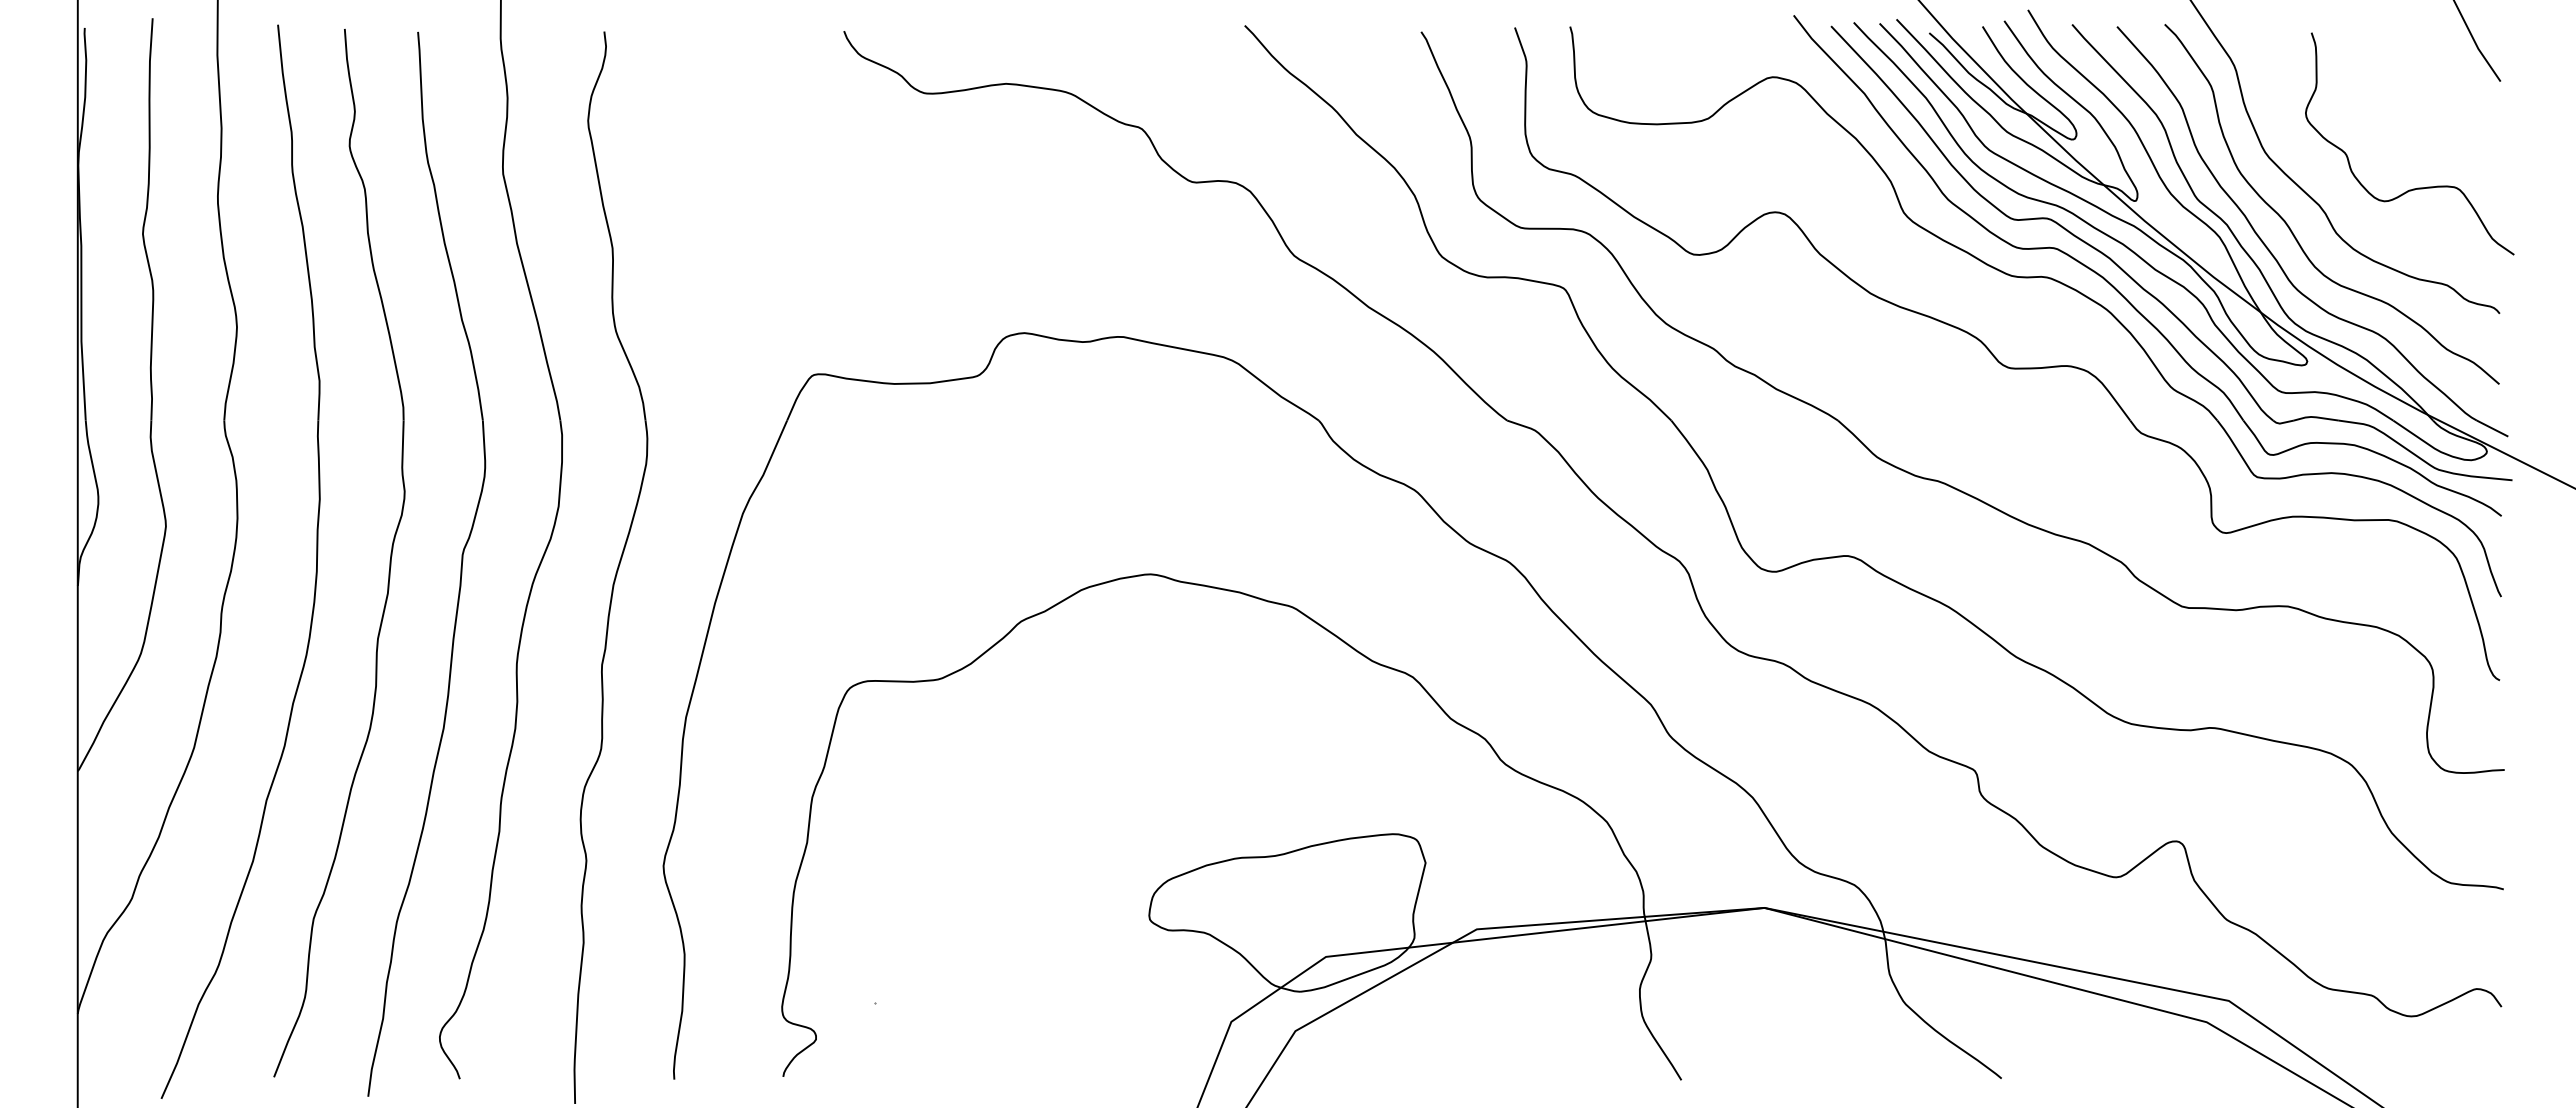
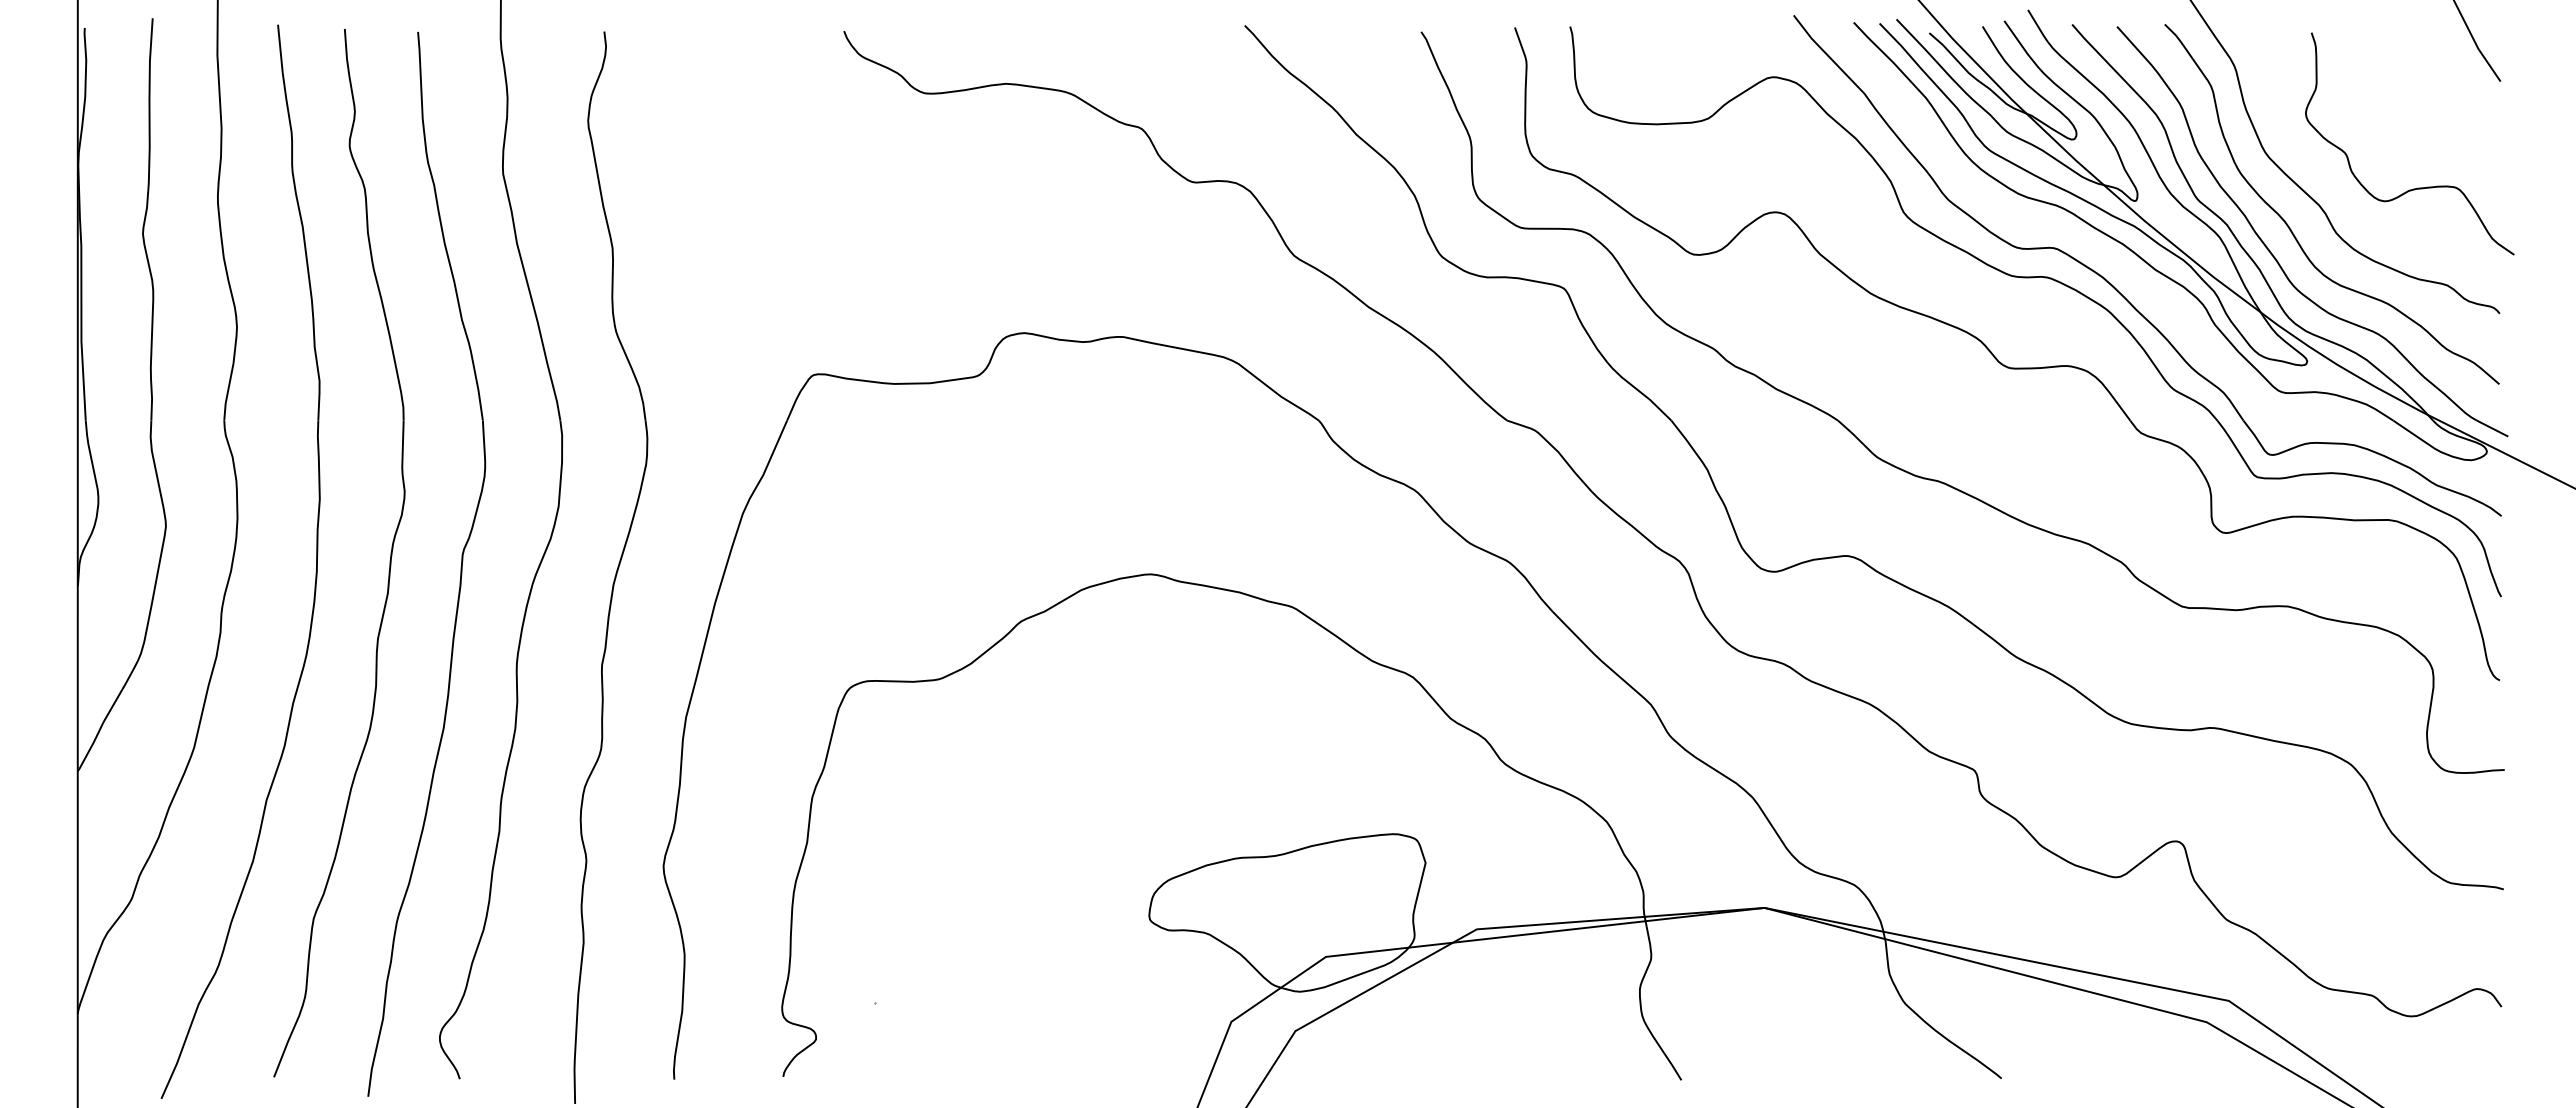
part: present -> none (2141, 285)
